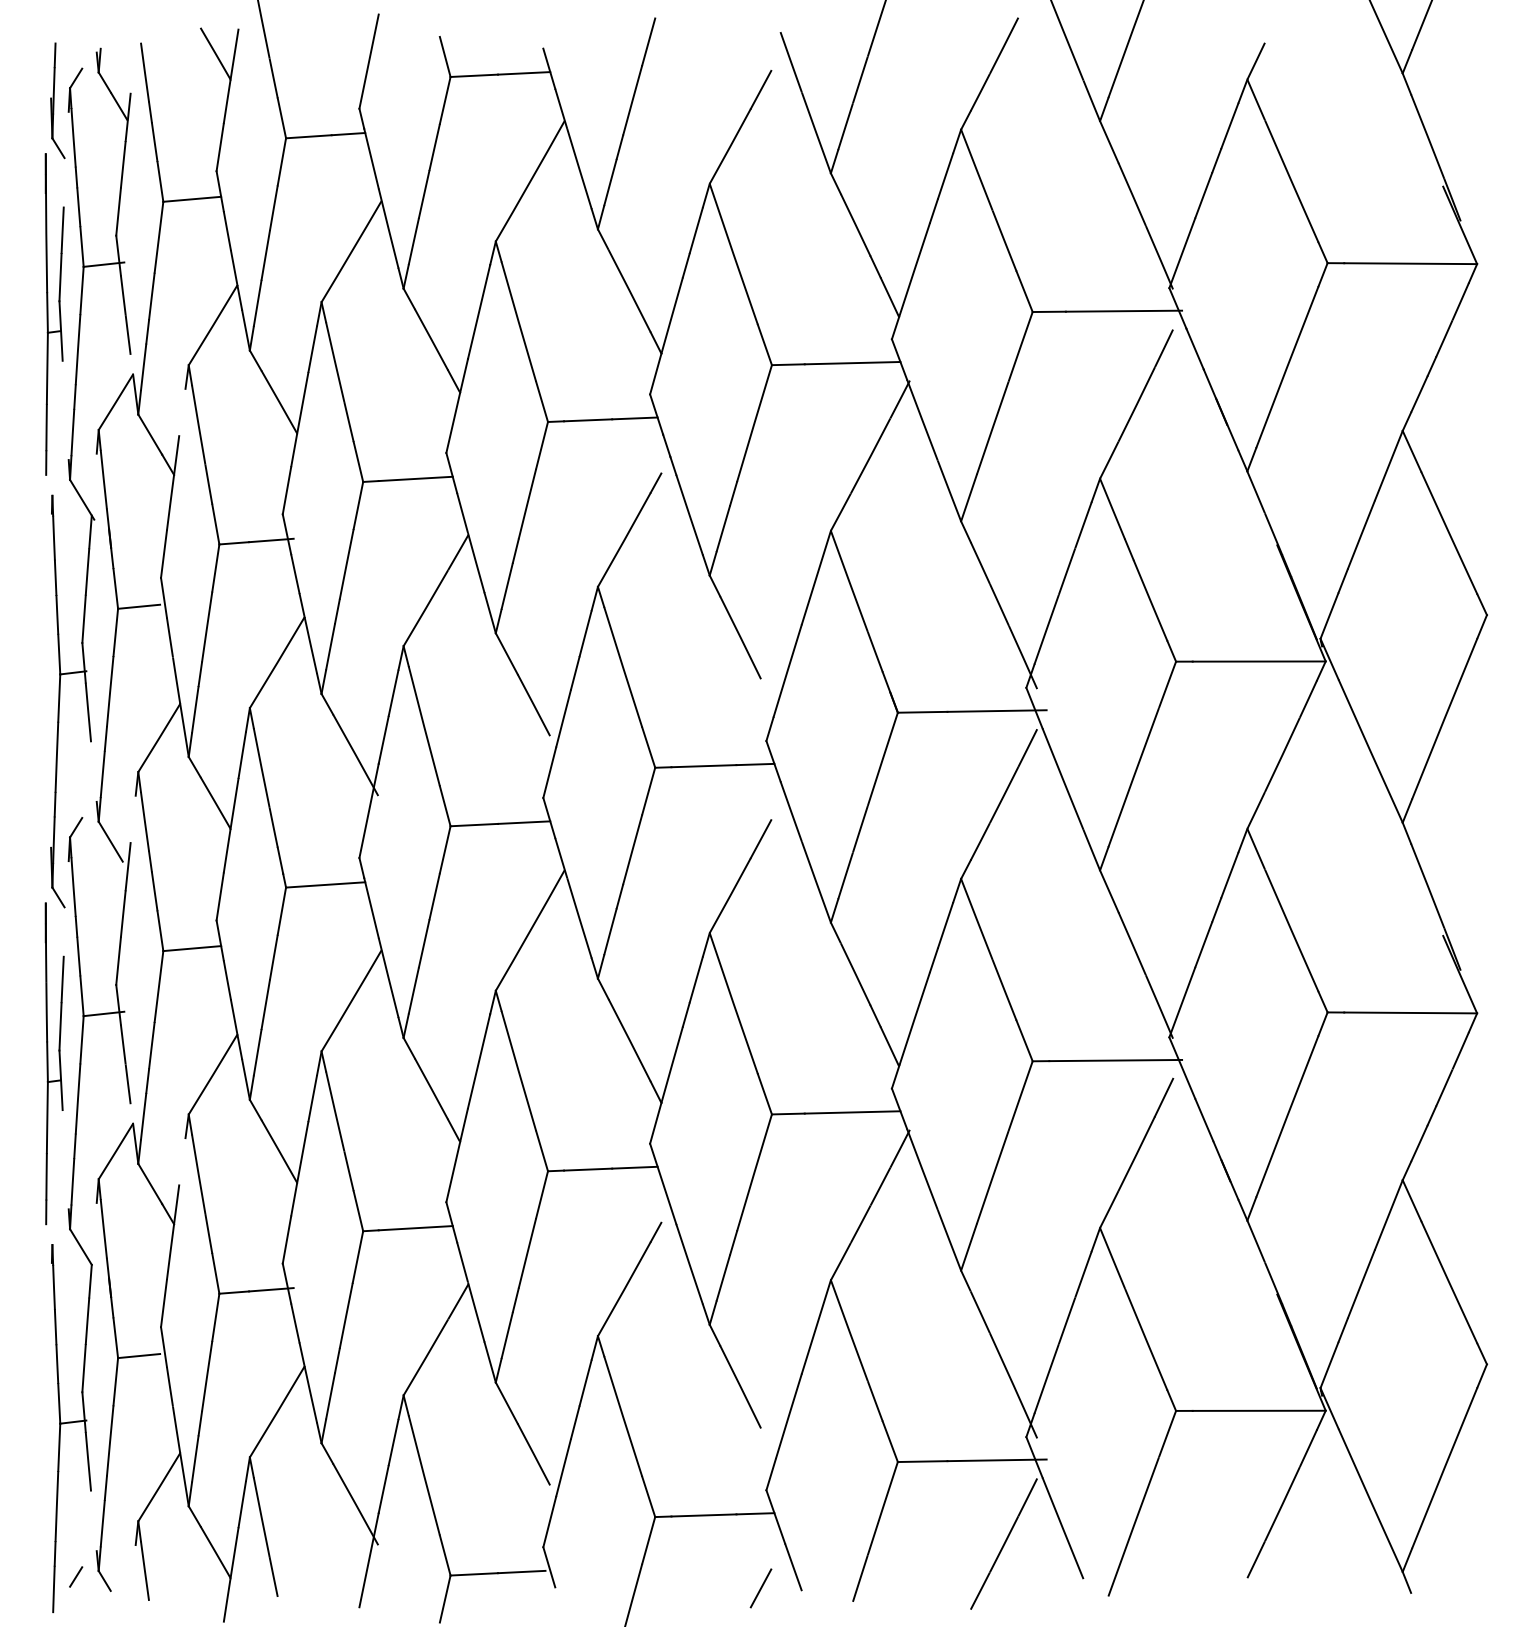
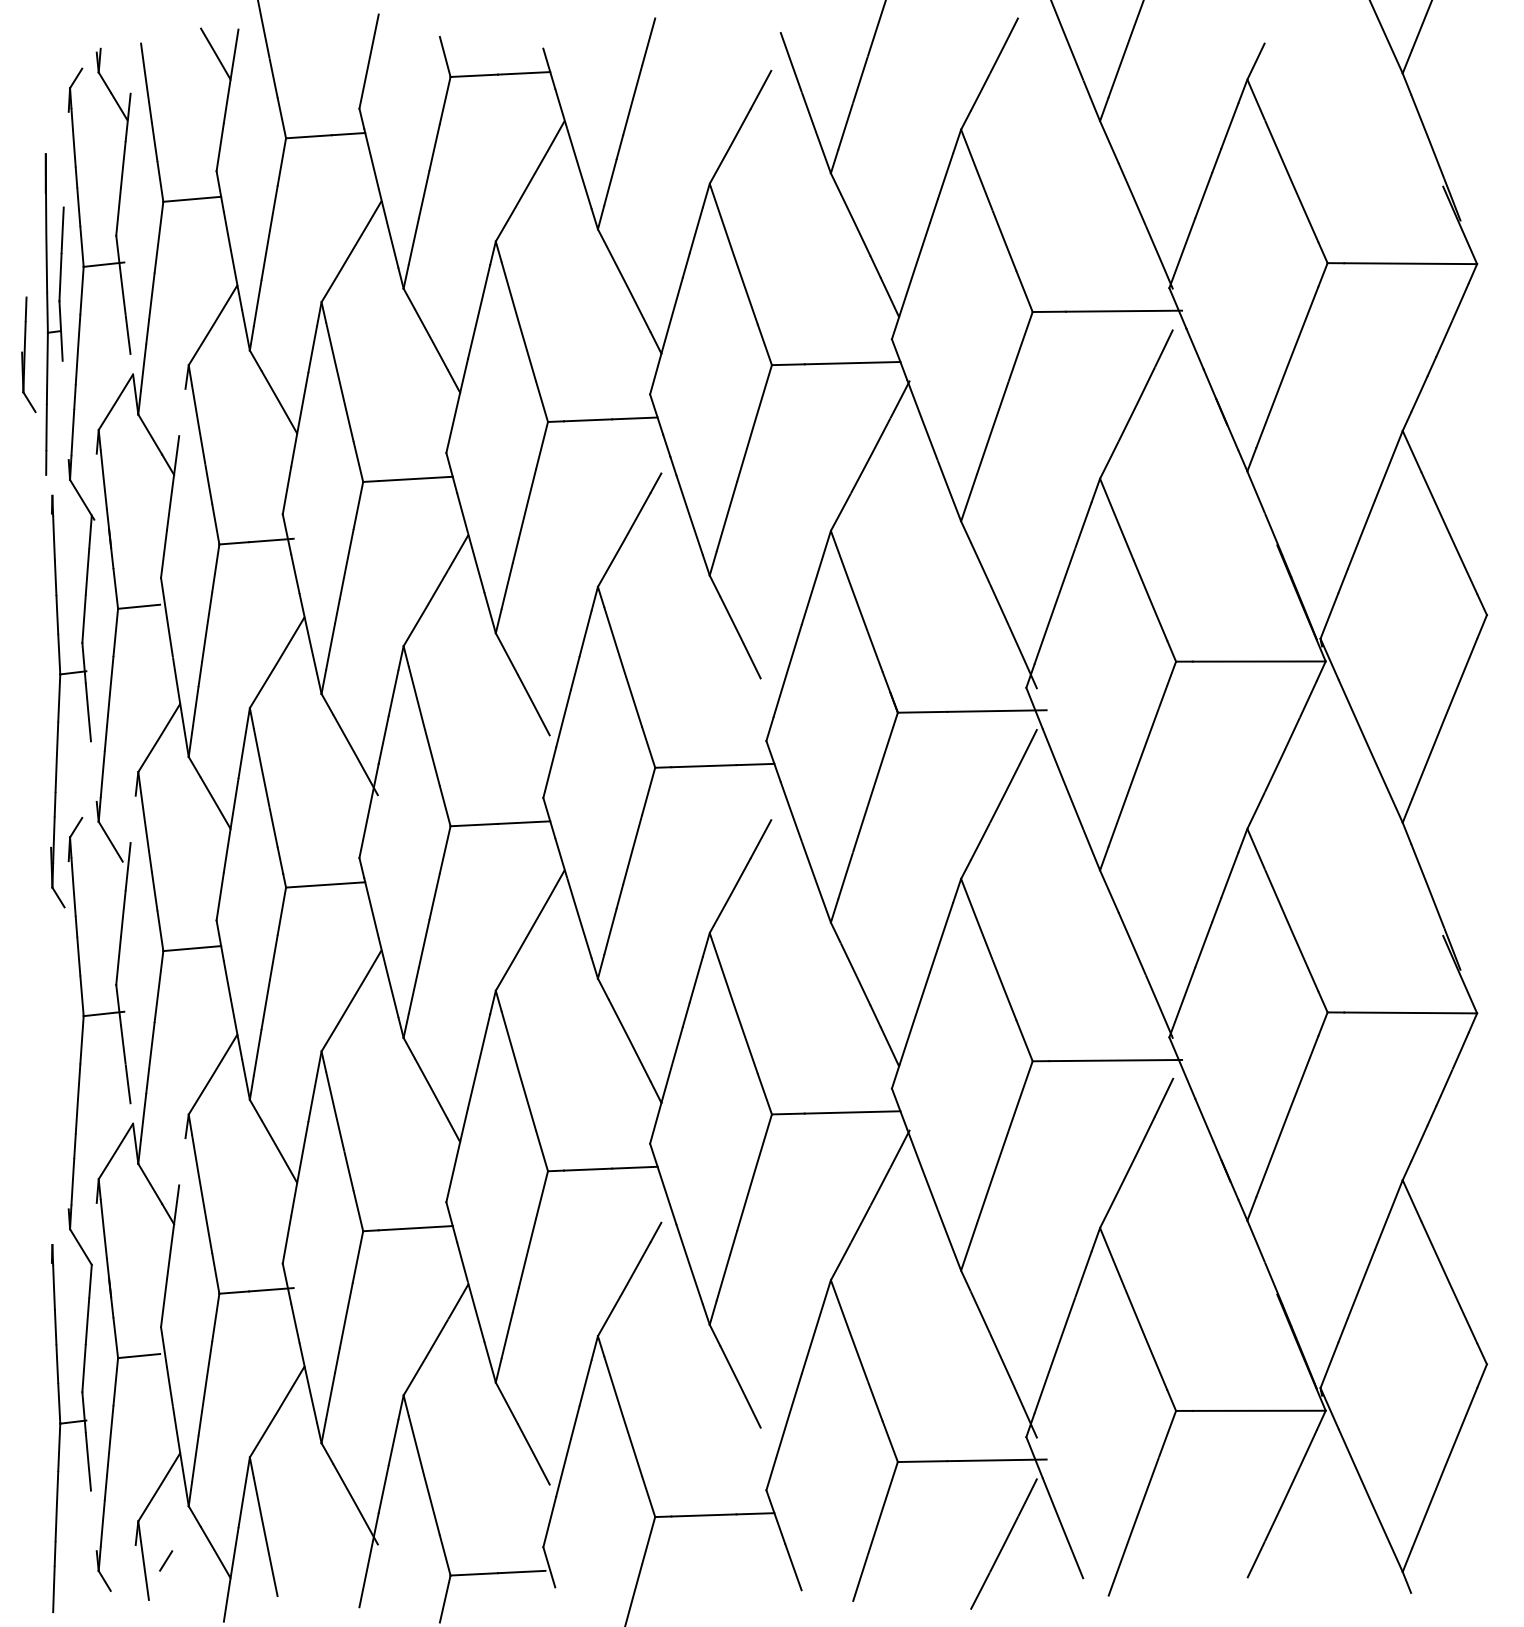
part position: (57, 100) -> (28, 354) (28, 354)
part: present -> none (54, 1063)
line position: (76, 1576) -> (166, 1560) (166, 1560)
line: present -> none (760, 1588)
